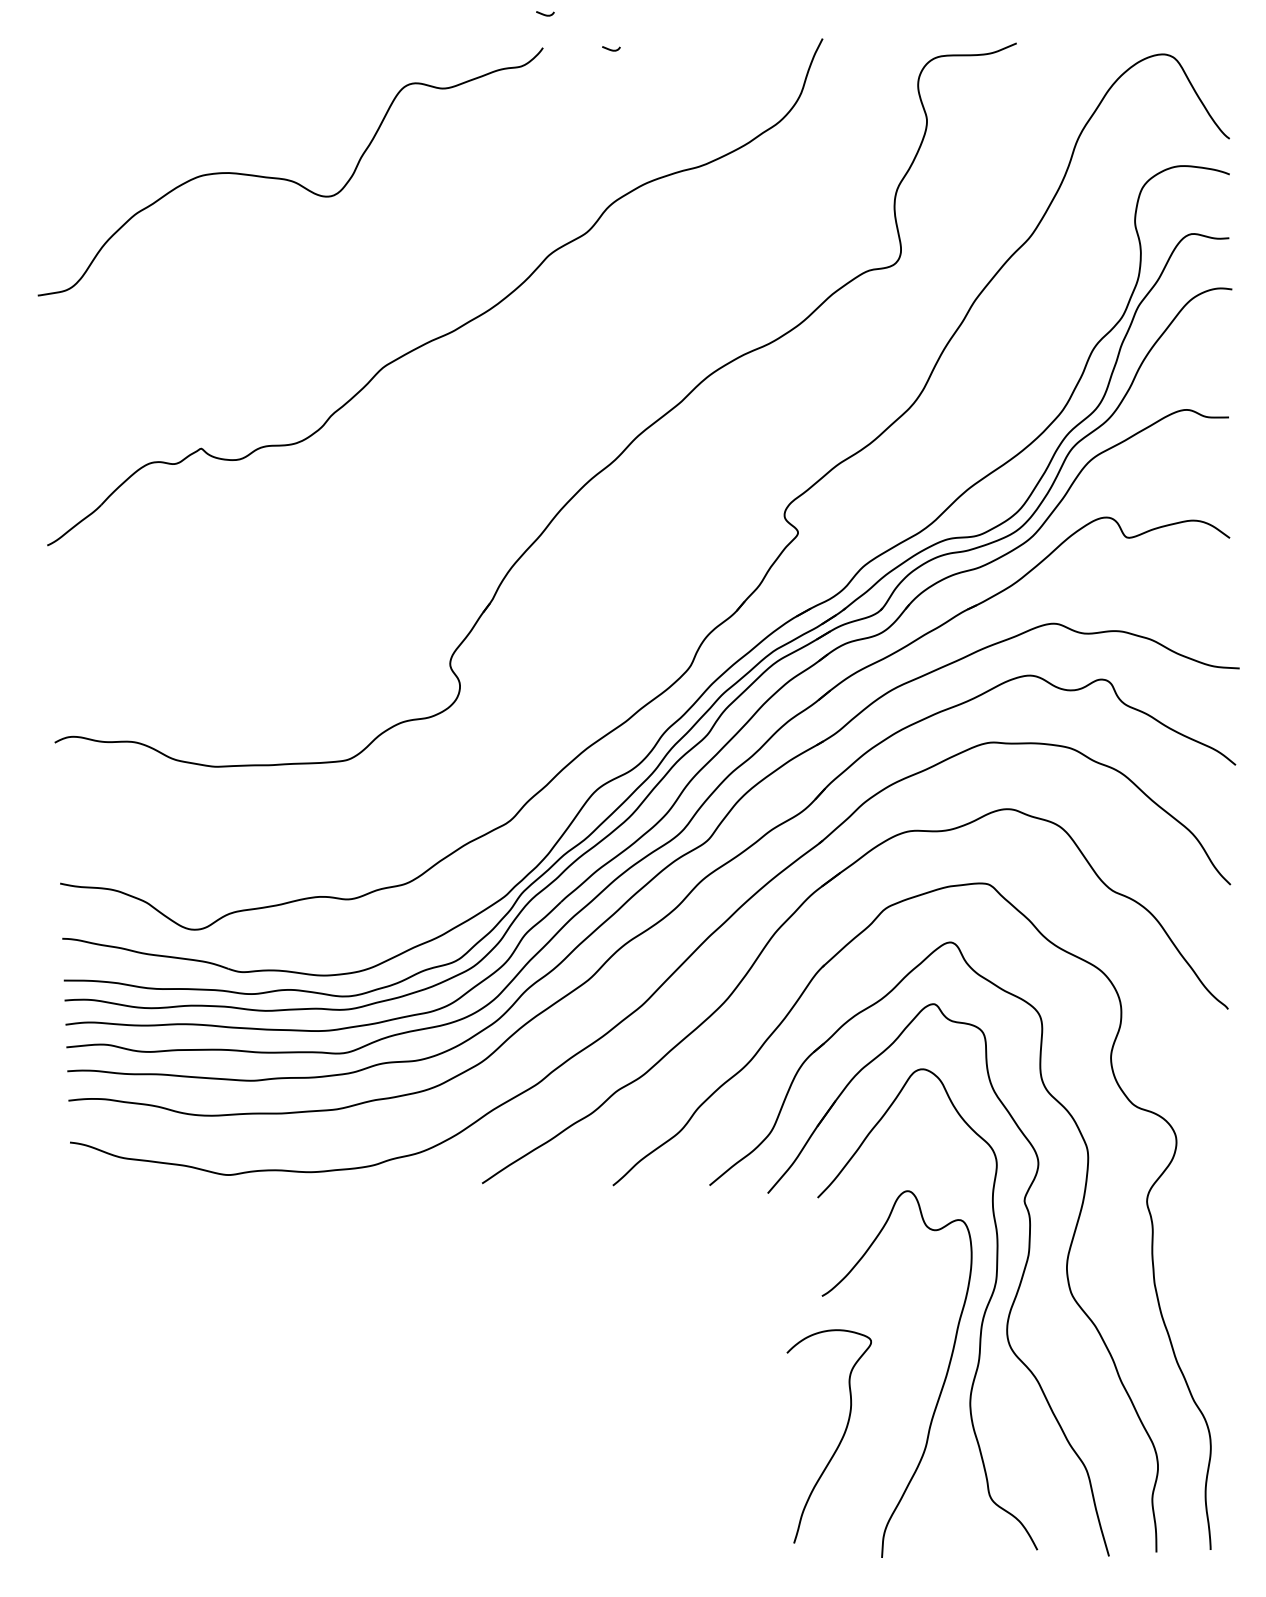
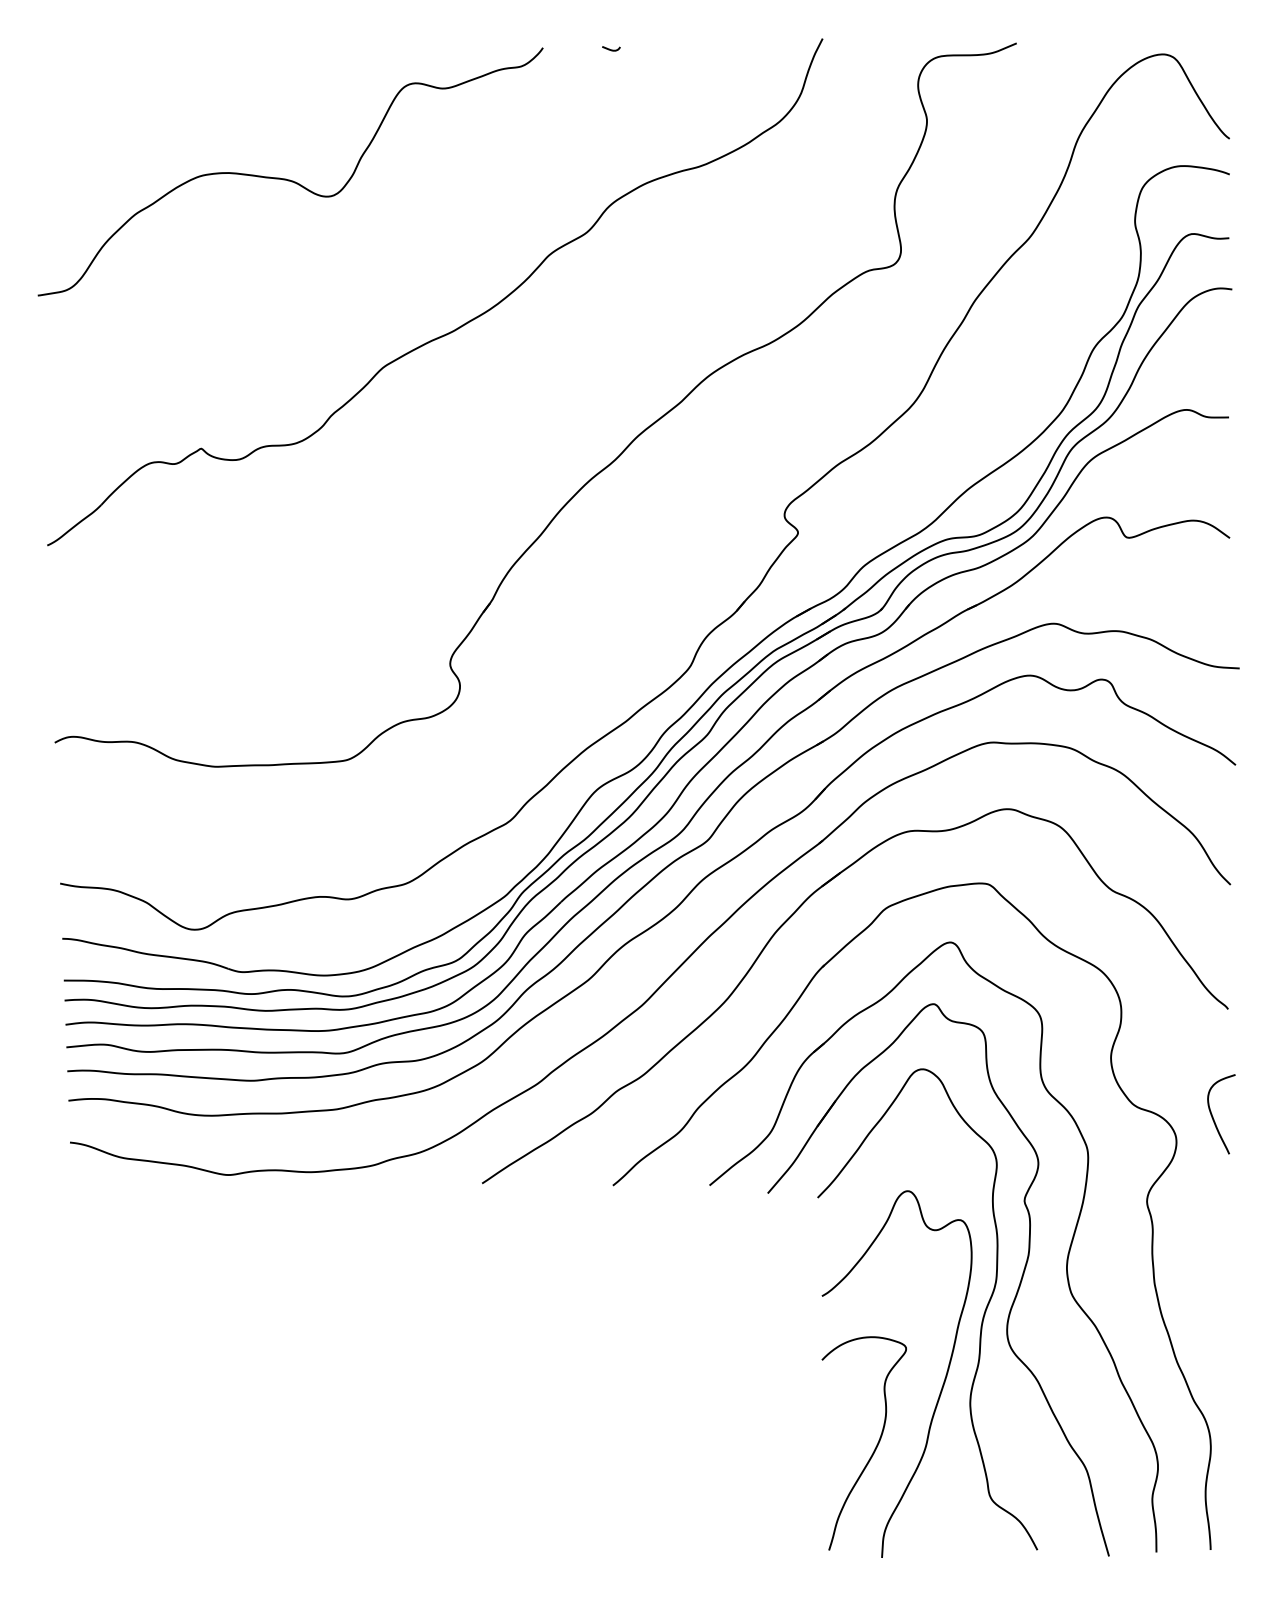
curve: present -> none (545, 14)
curve: none -> present (1213, 1116)
curve position: (839, 1441) -> (874, 1448) (874, 1448)
